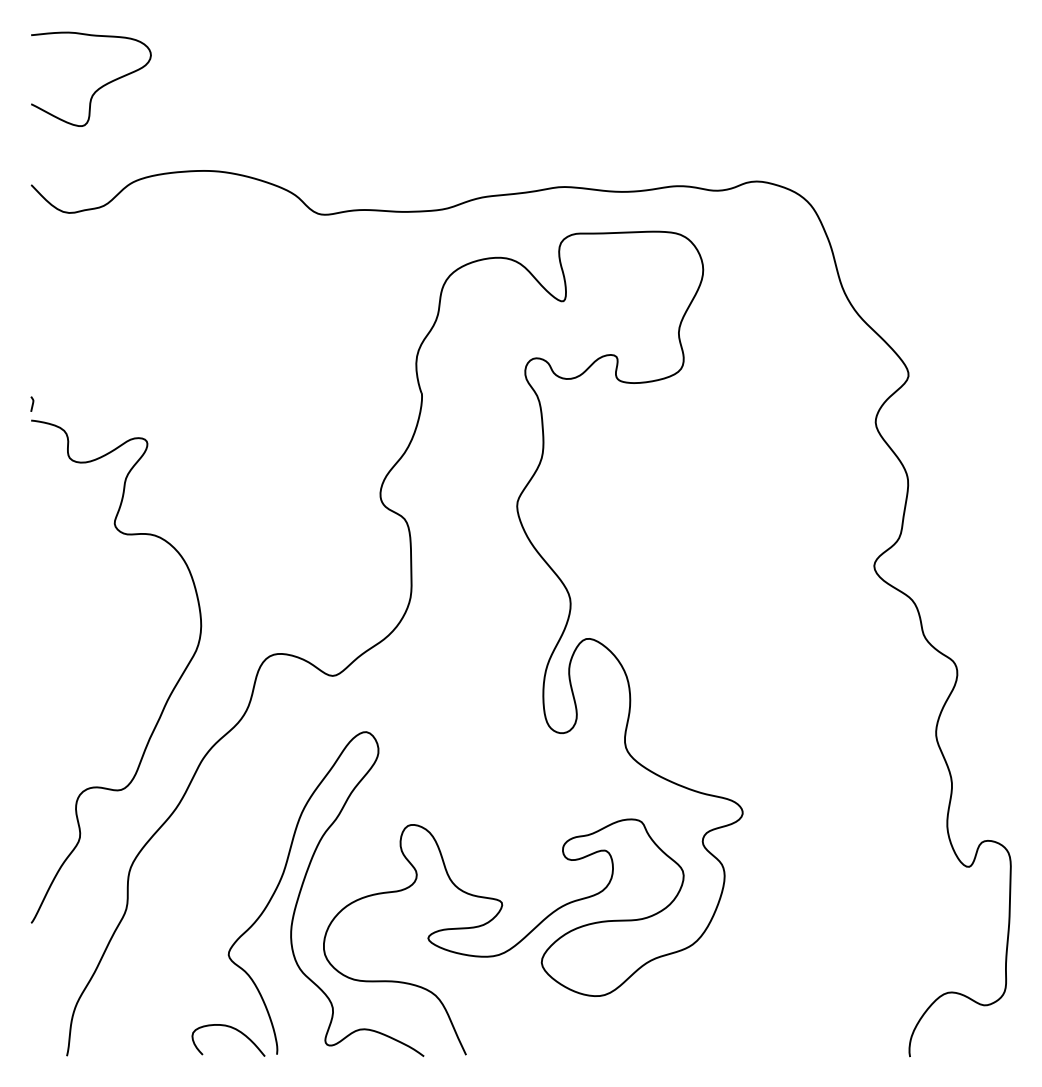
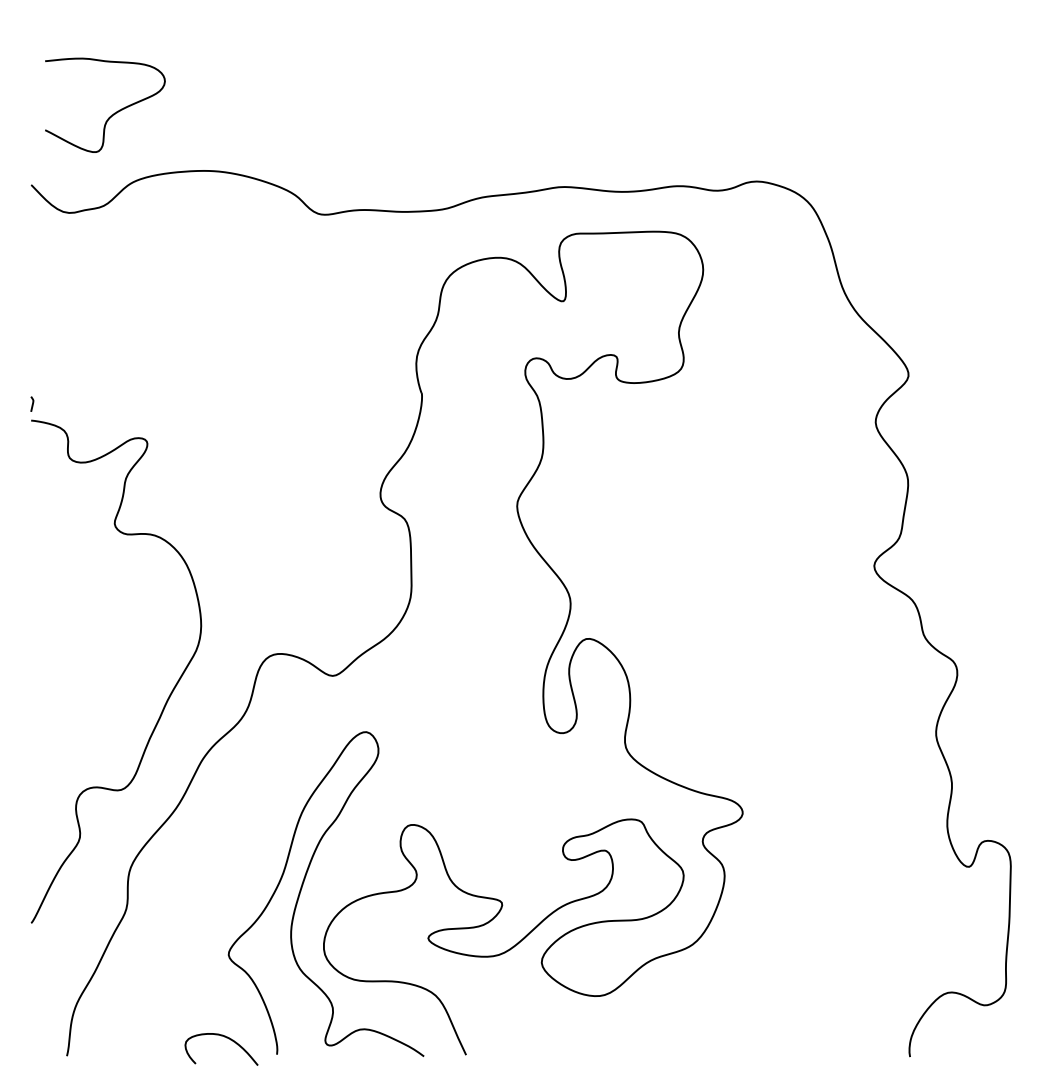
curve position: (100, 86) -> (114, 112) (114, 112)
curve position: (233, 1029) -> (226, 1038) (226, 1038)
